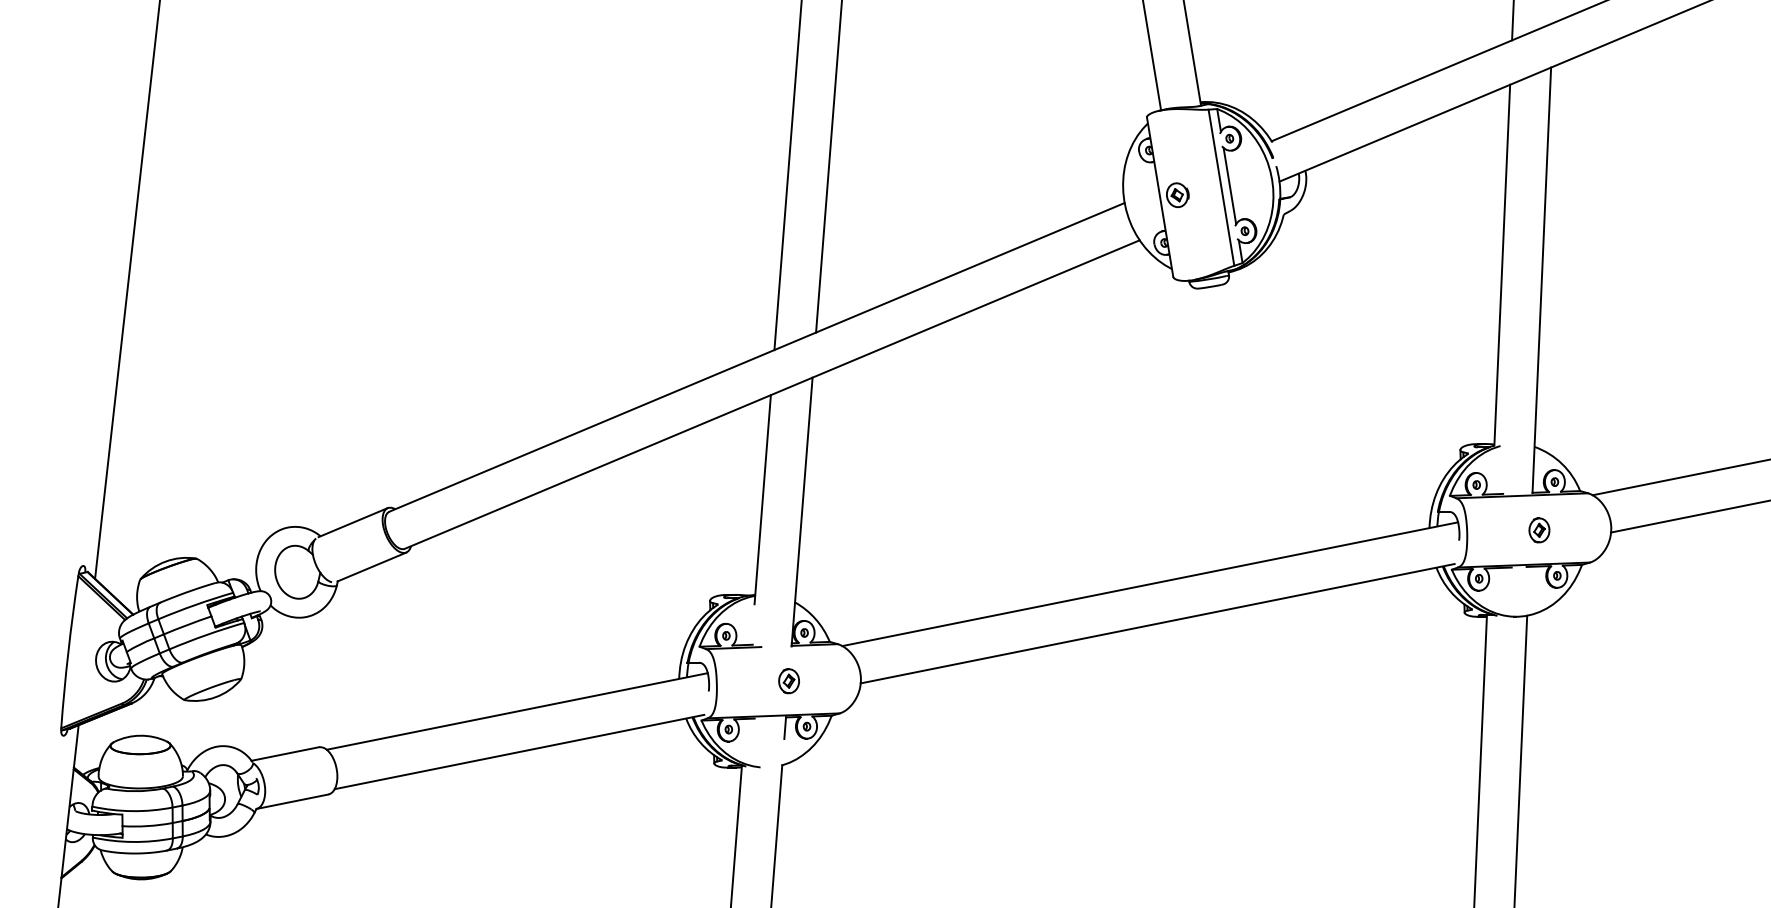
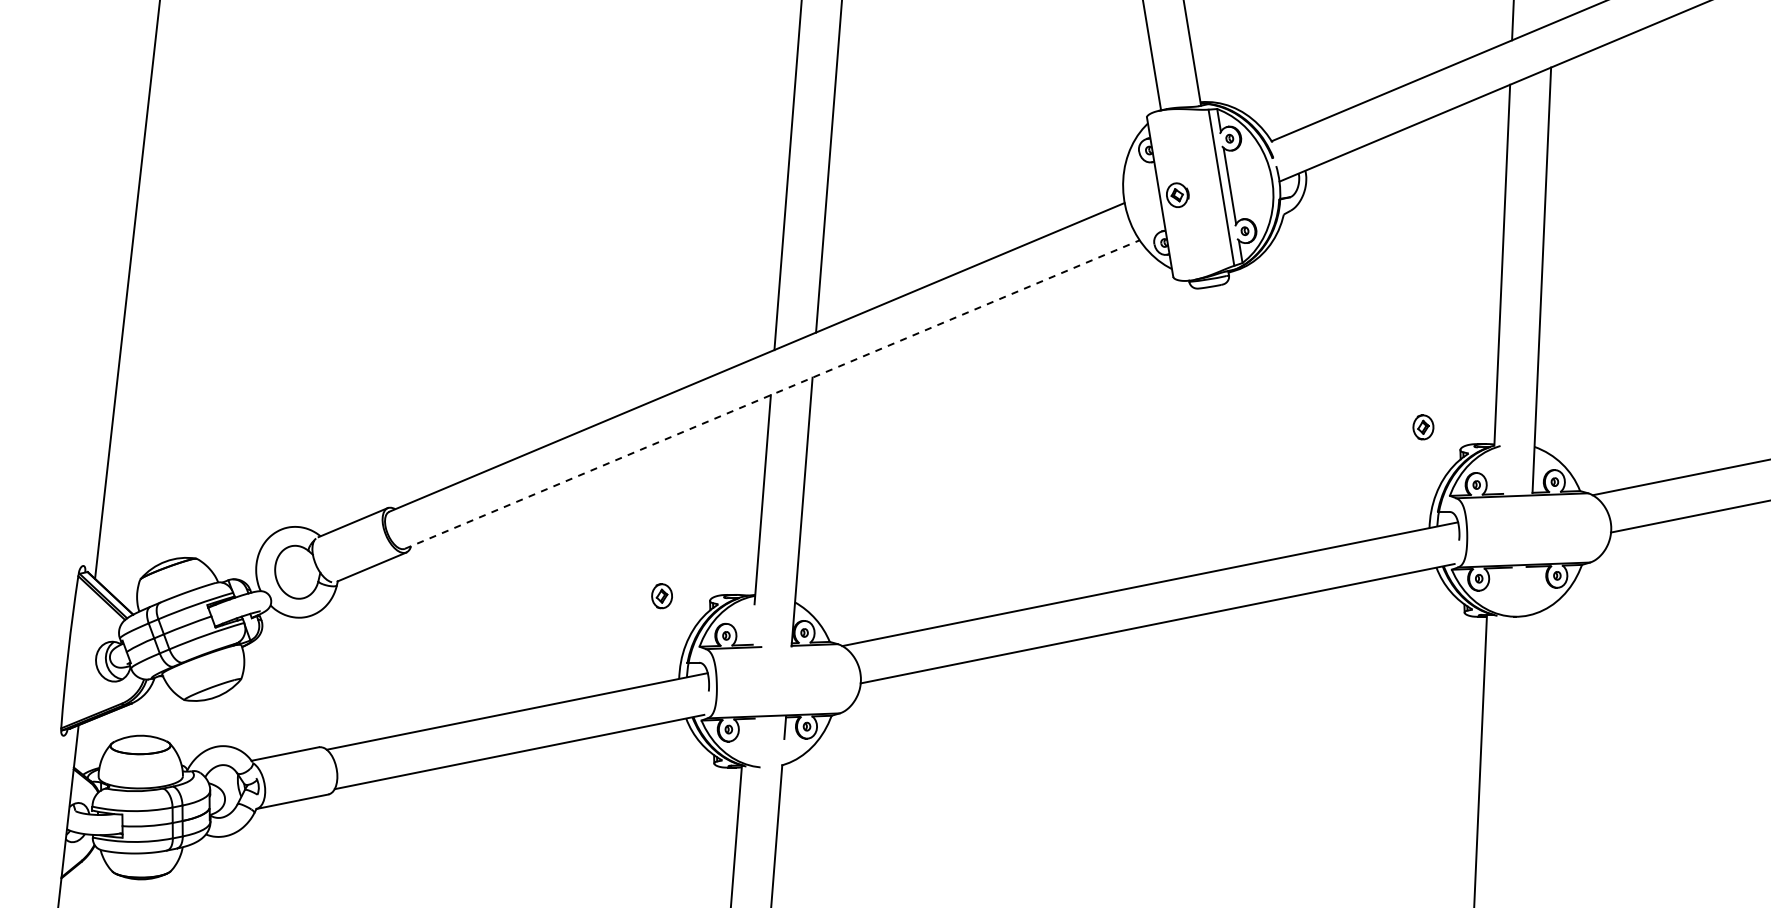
line: solid -> dashed (772, 394)
part position: (1539, 530) -> (1423, 427) (1423, 427)
part position: (788, 681) -> (661, 596) (661, 596)
line: present -> none (1520, 759)
